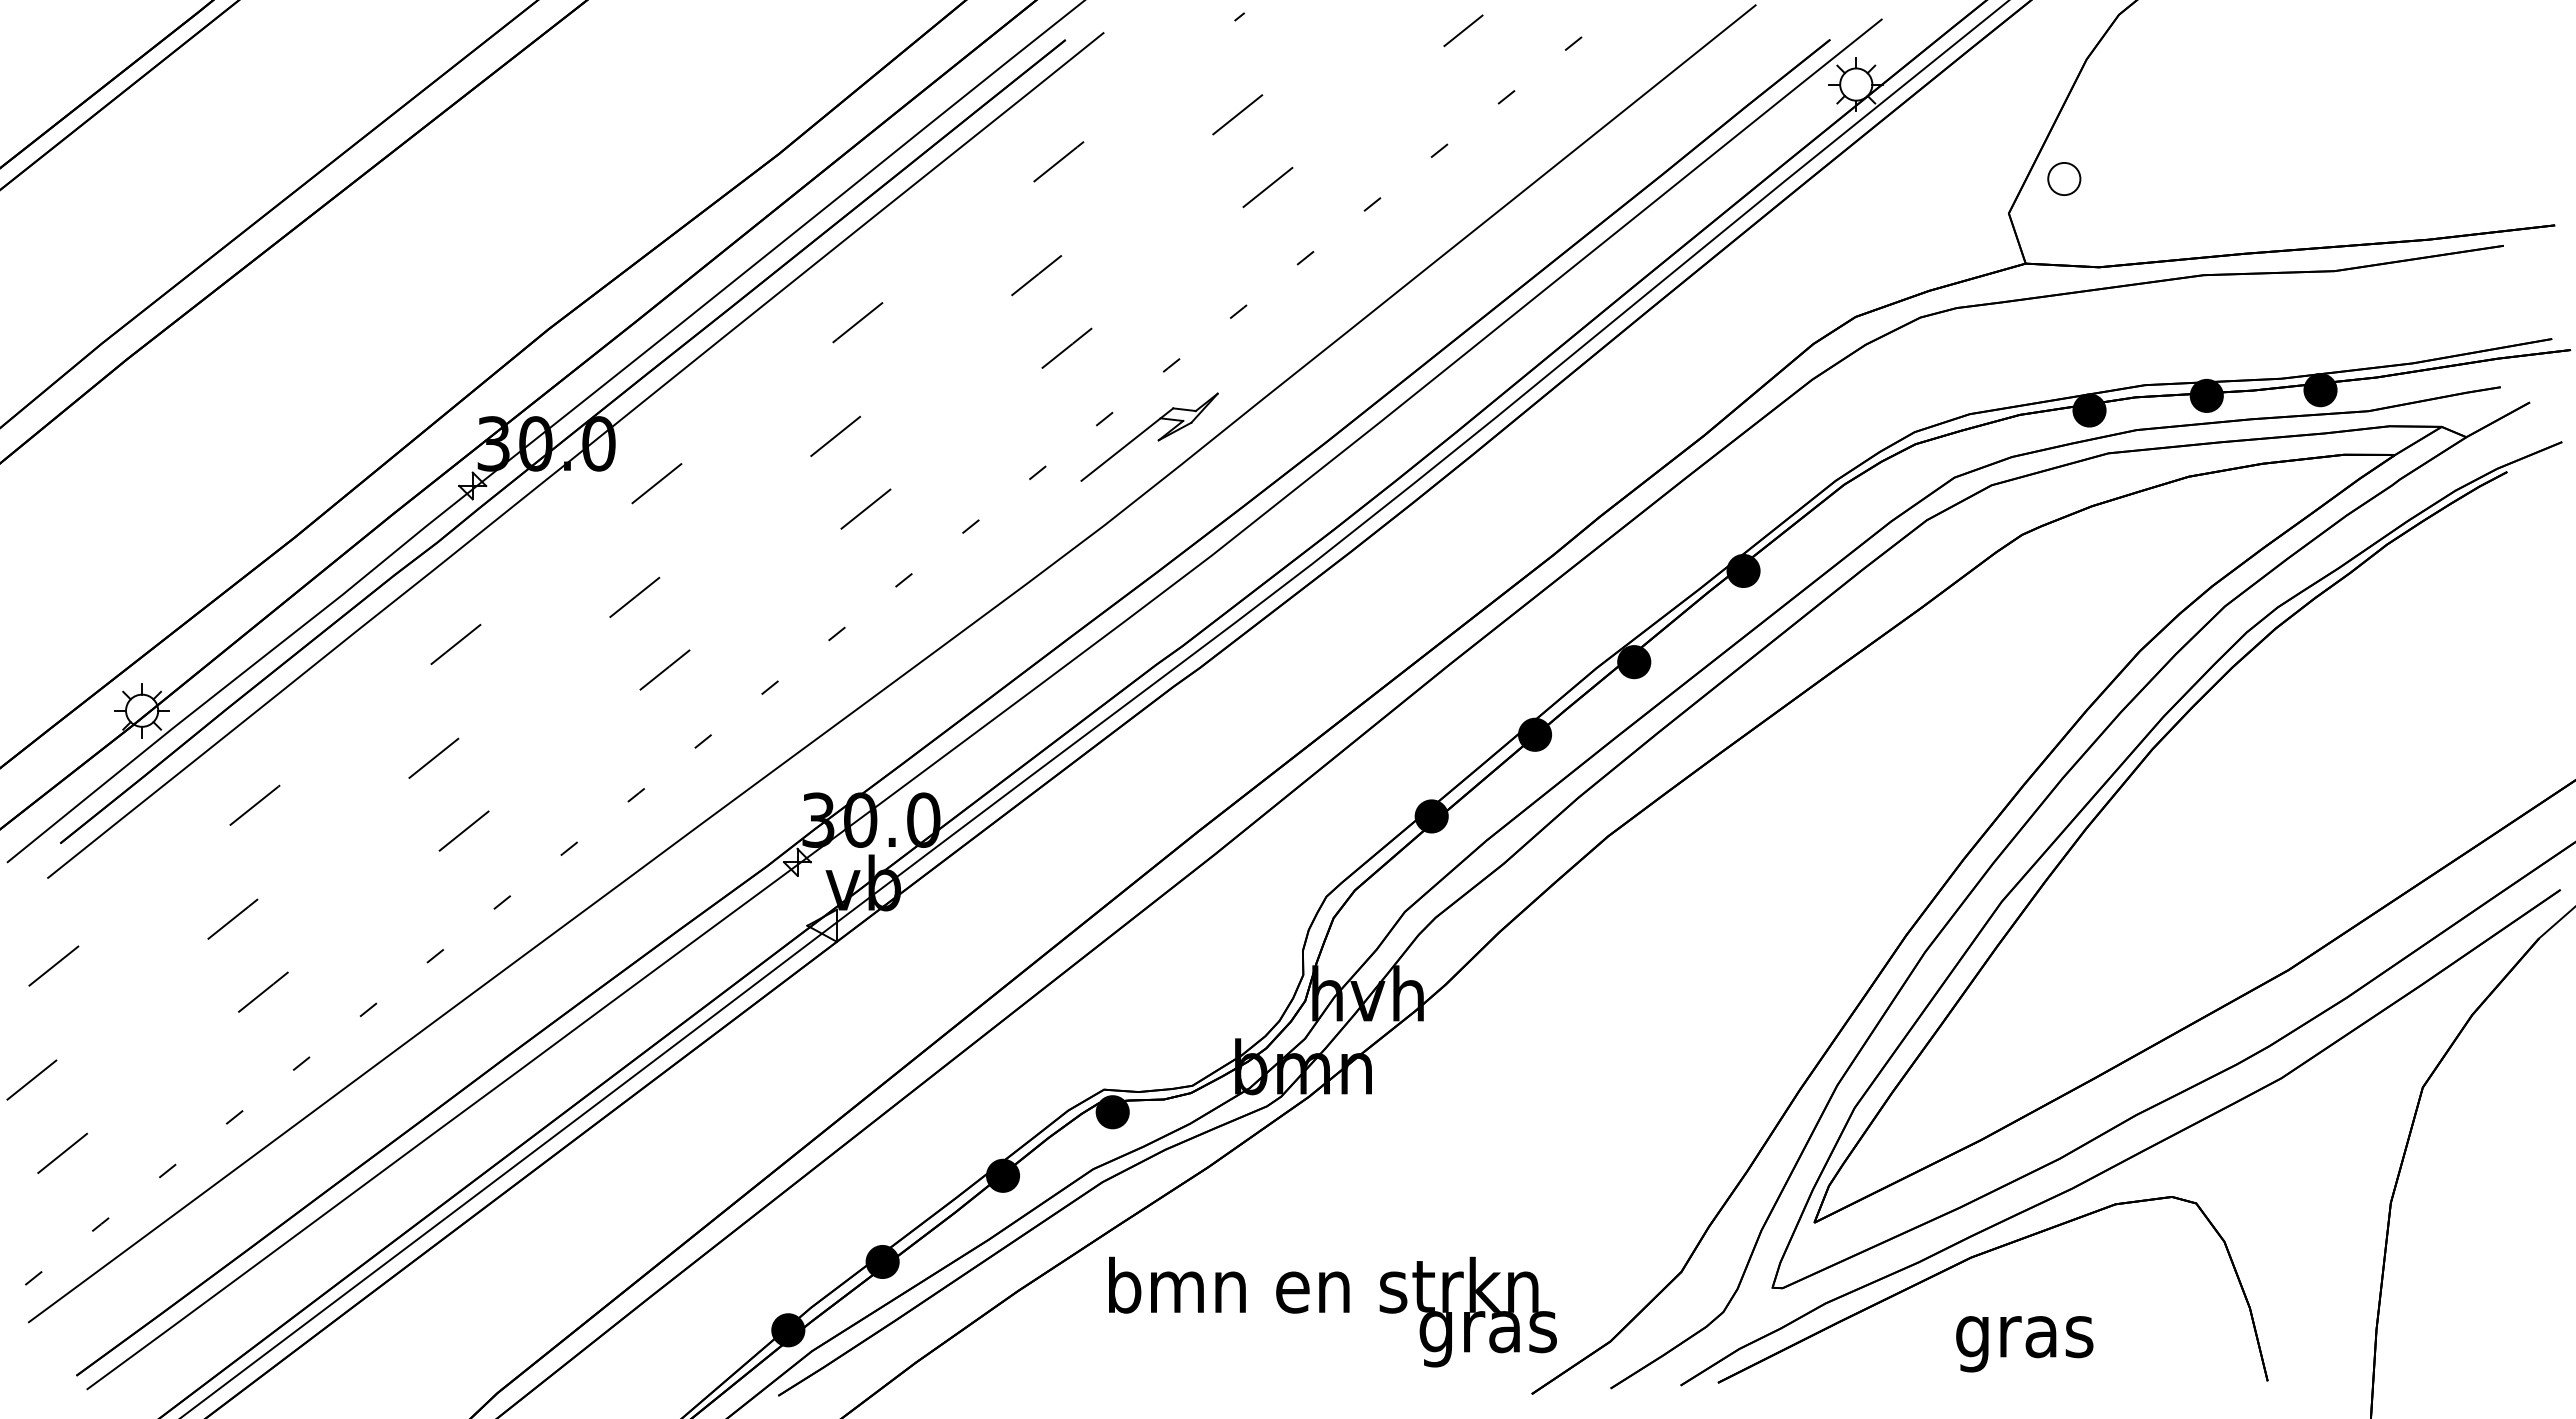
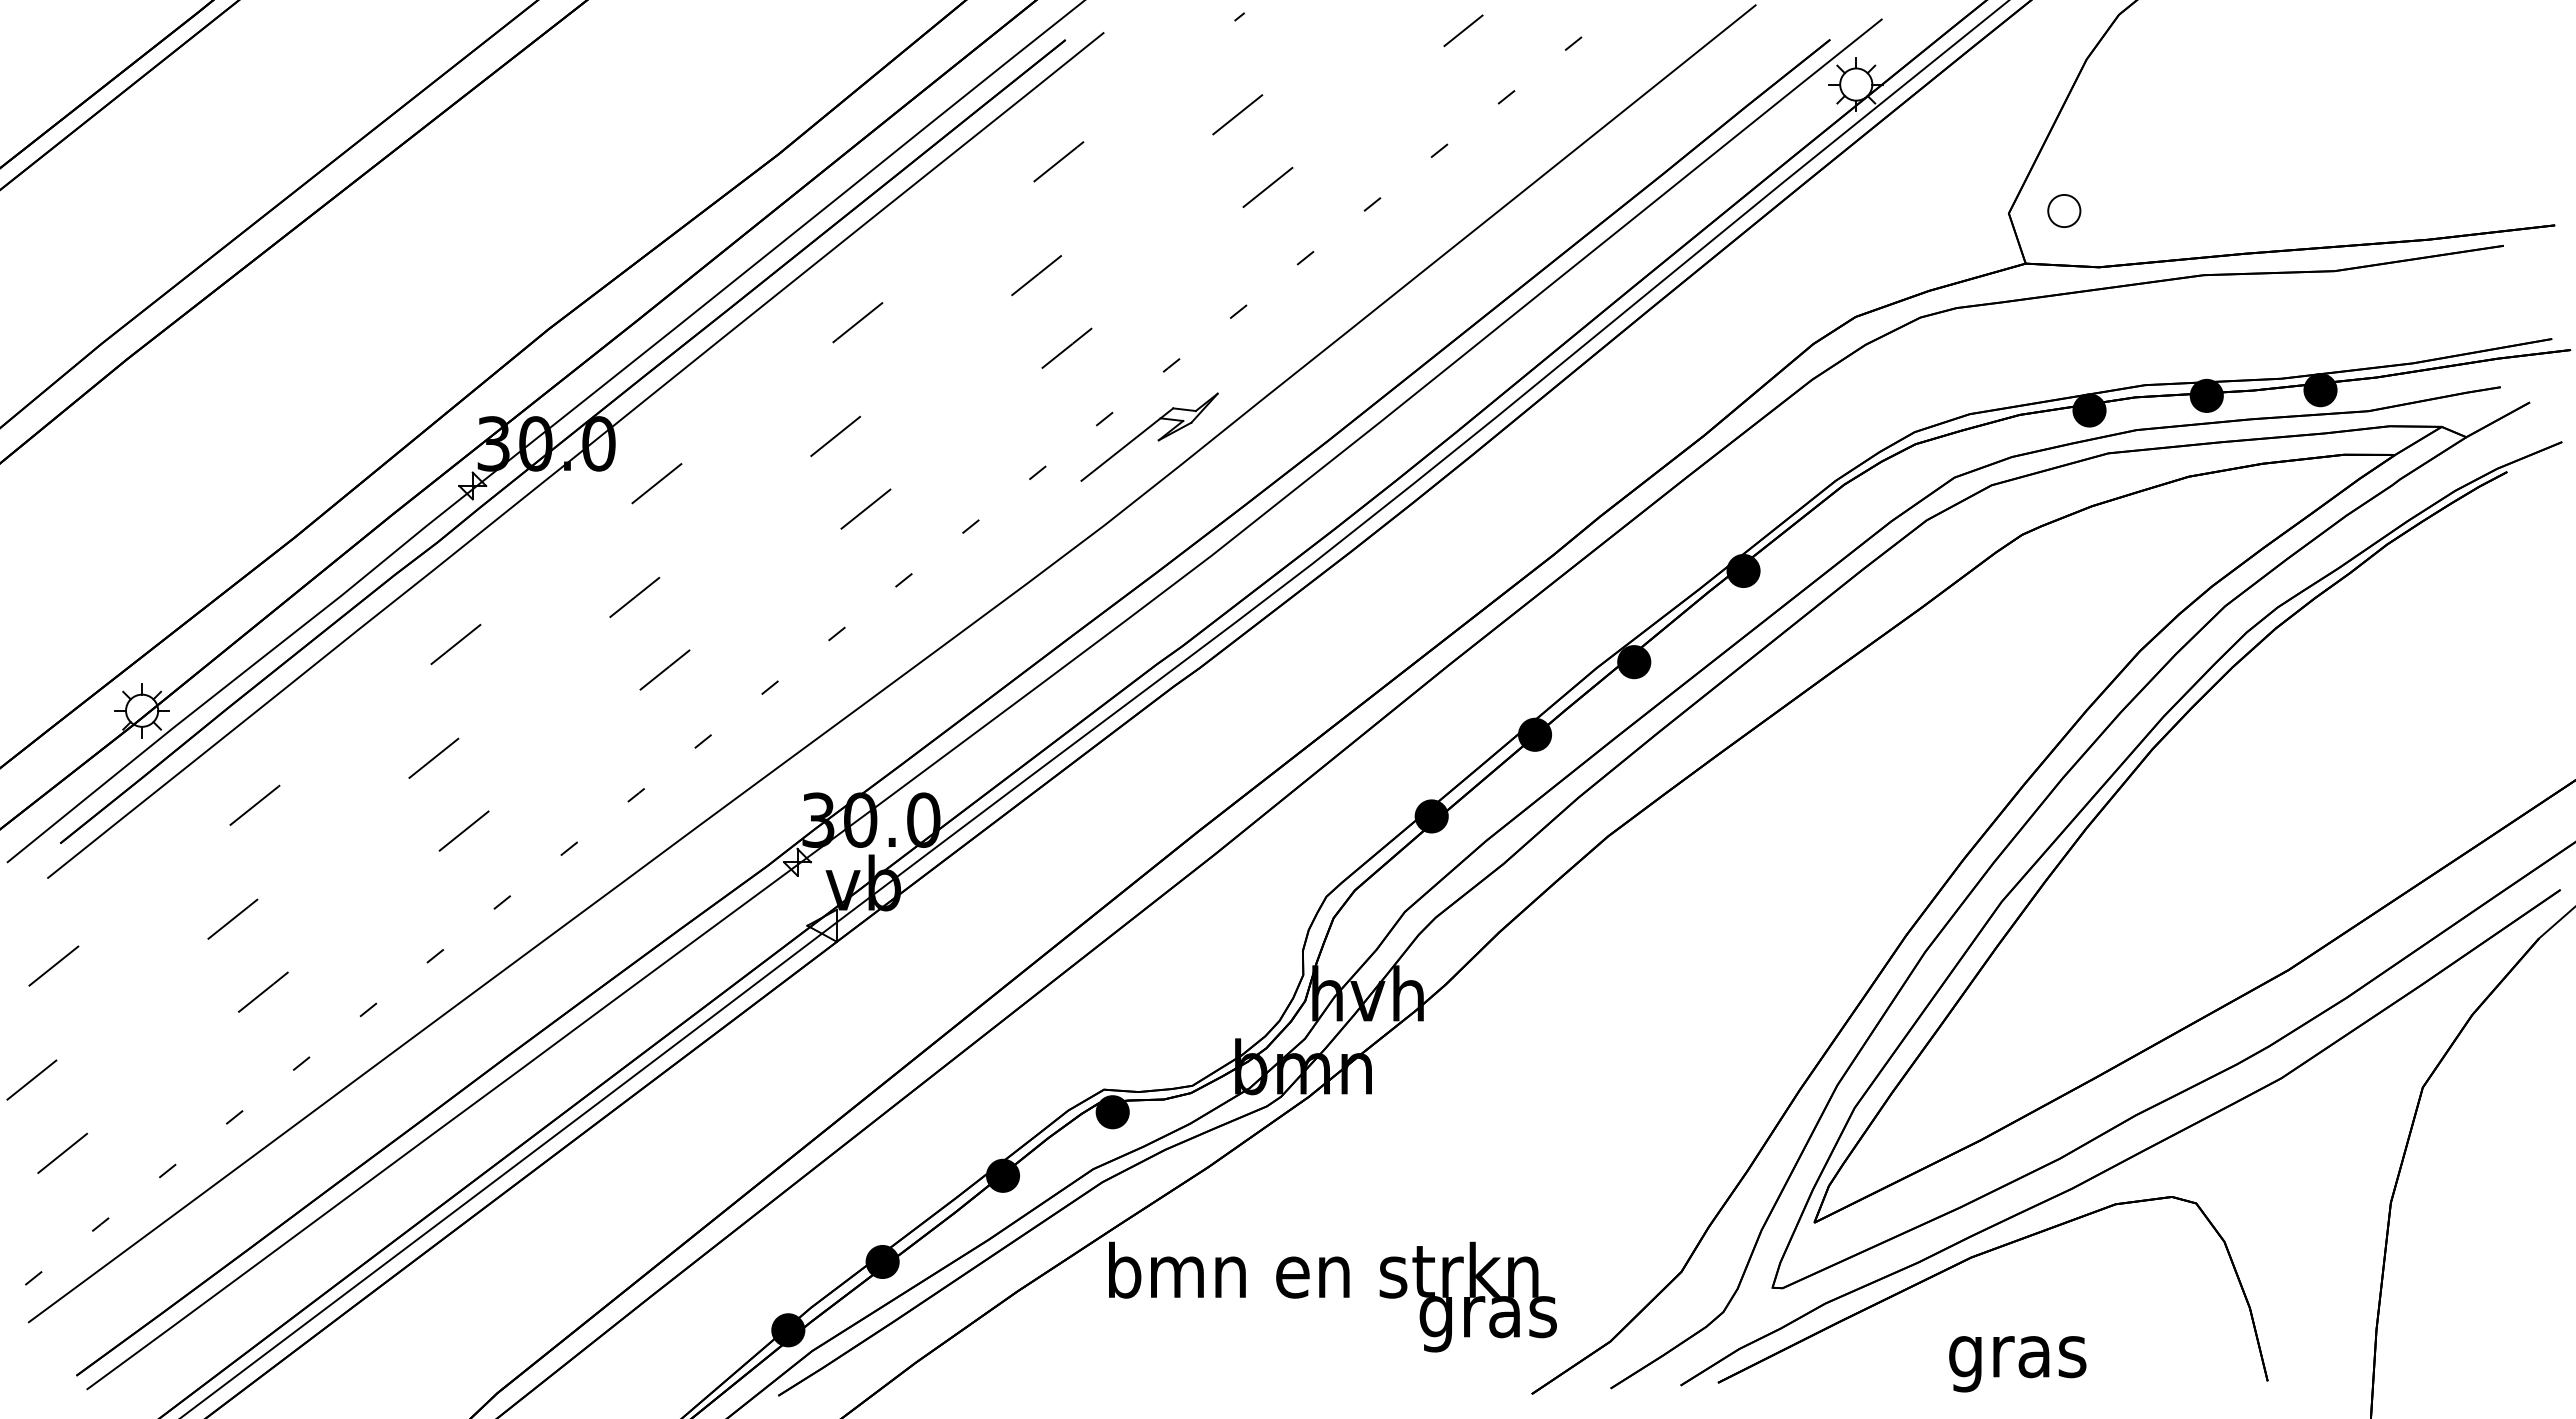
part position: (2064, 178) -> (2064, 210) (2064, 210)
text position: (1332, 1311) -> (1332, 1296) (1332, 1296)
text position: (2024, 1344) -> (2017, 1364) (2017, 1364)
